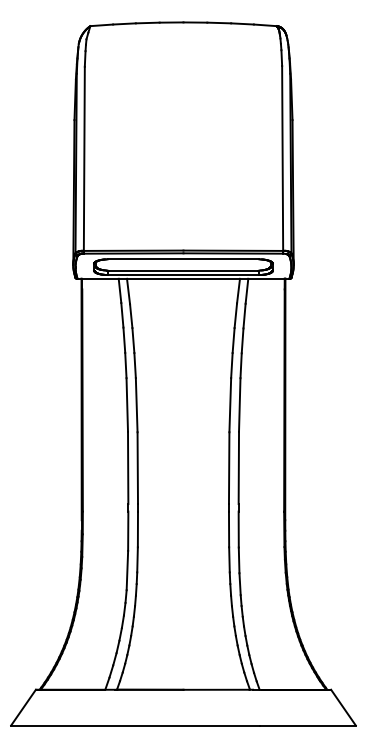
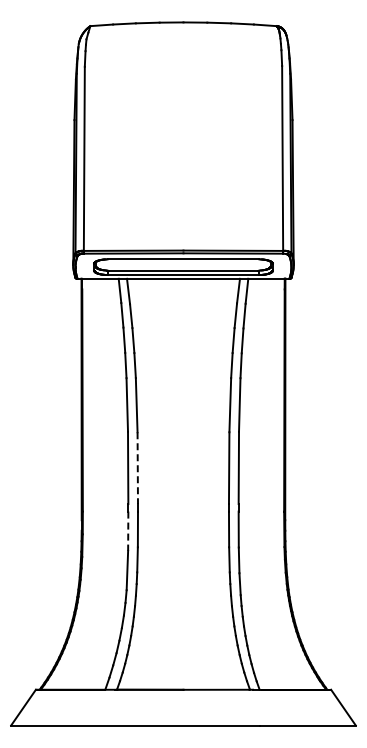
line: solid -> dashed (137, 468)
line: solid -> dashed (128, 531)
